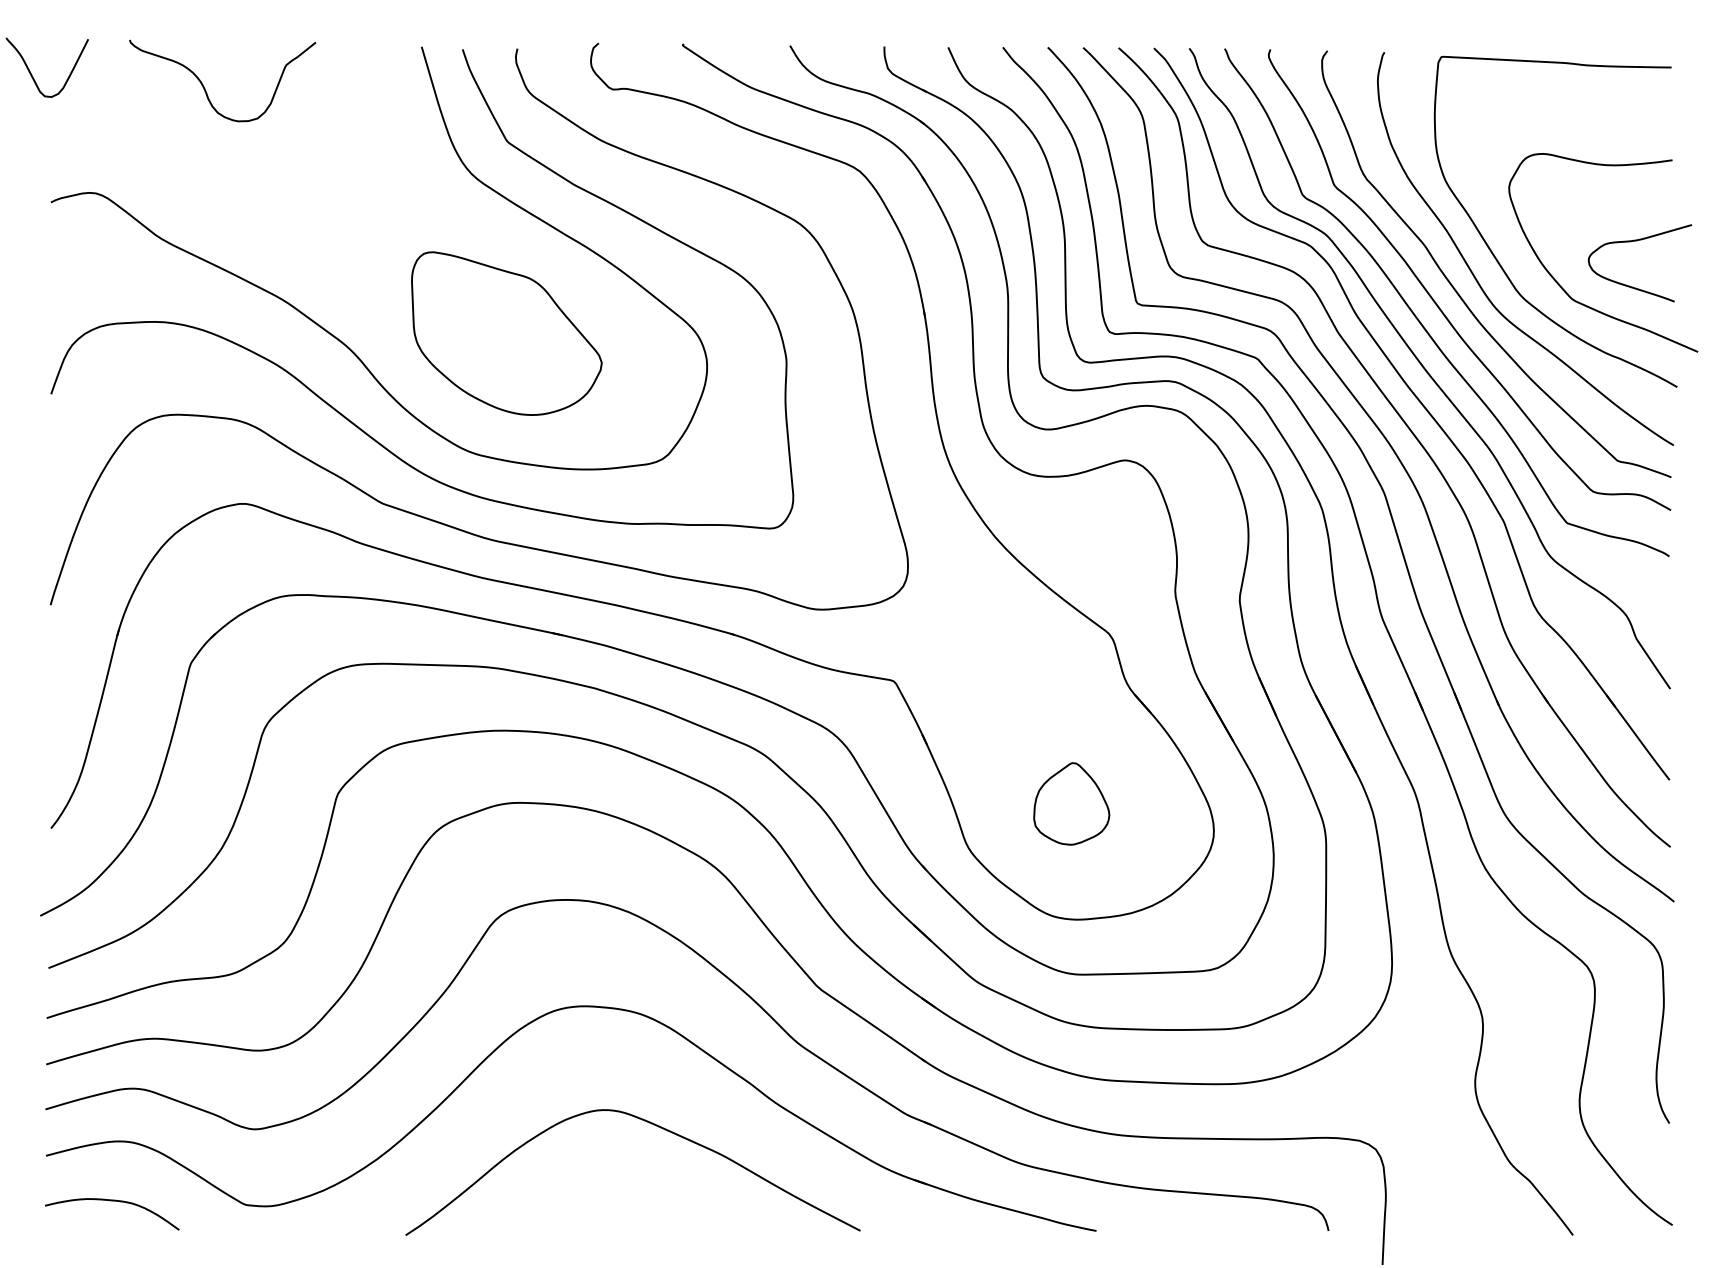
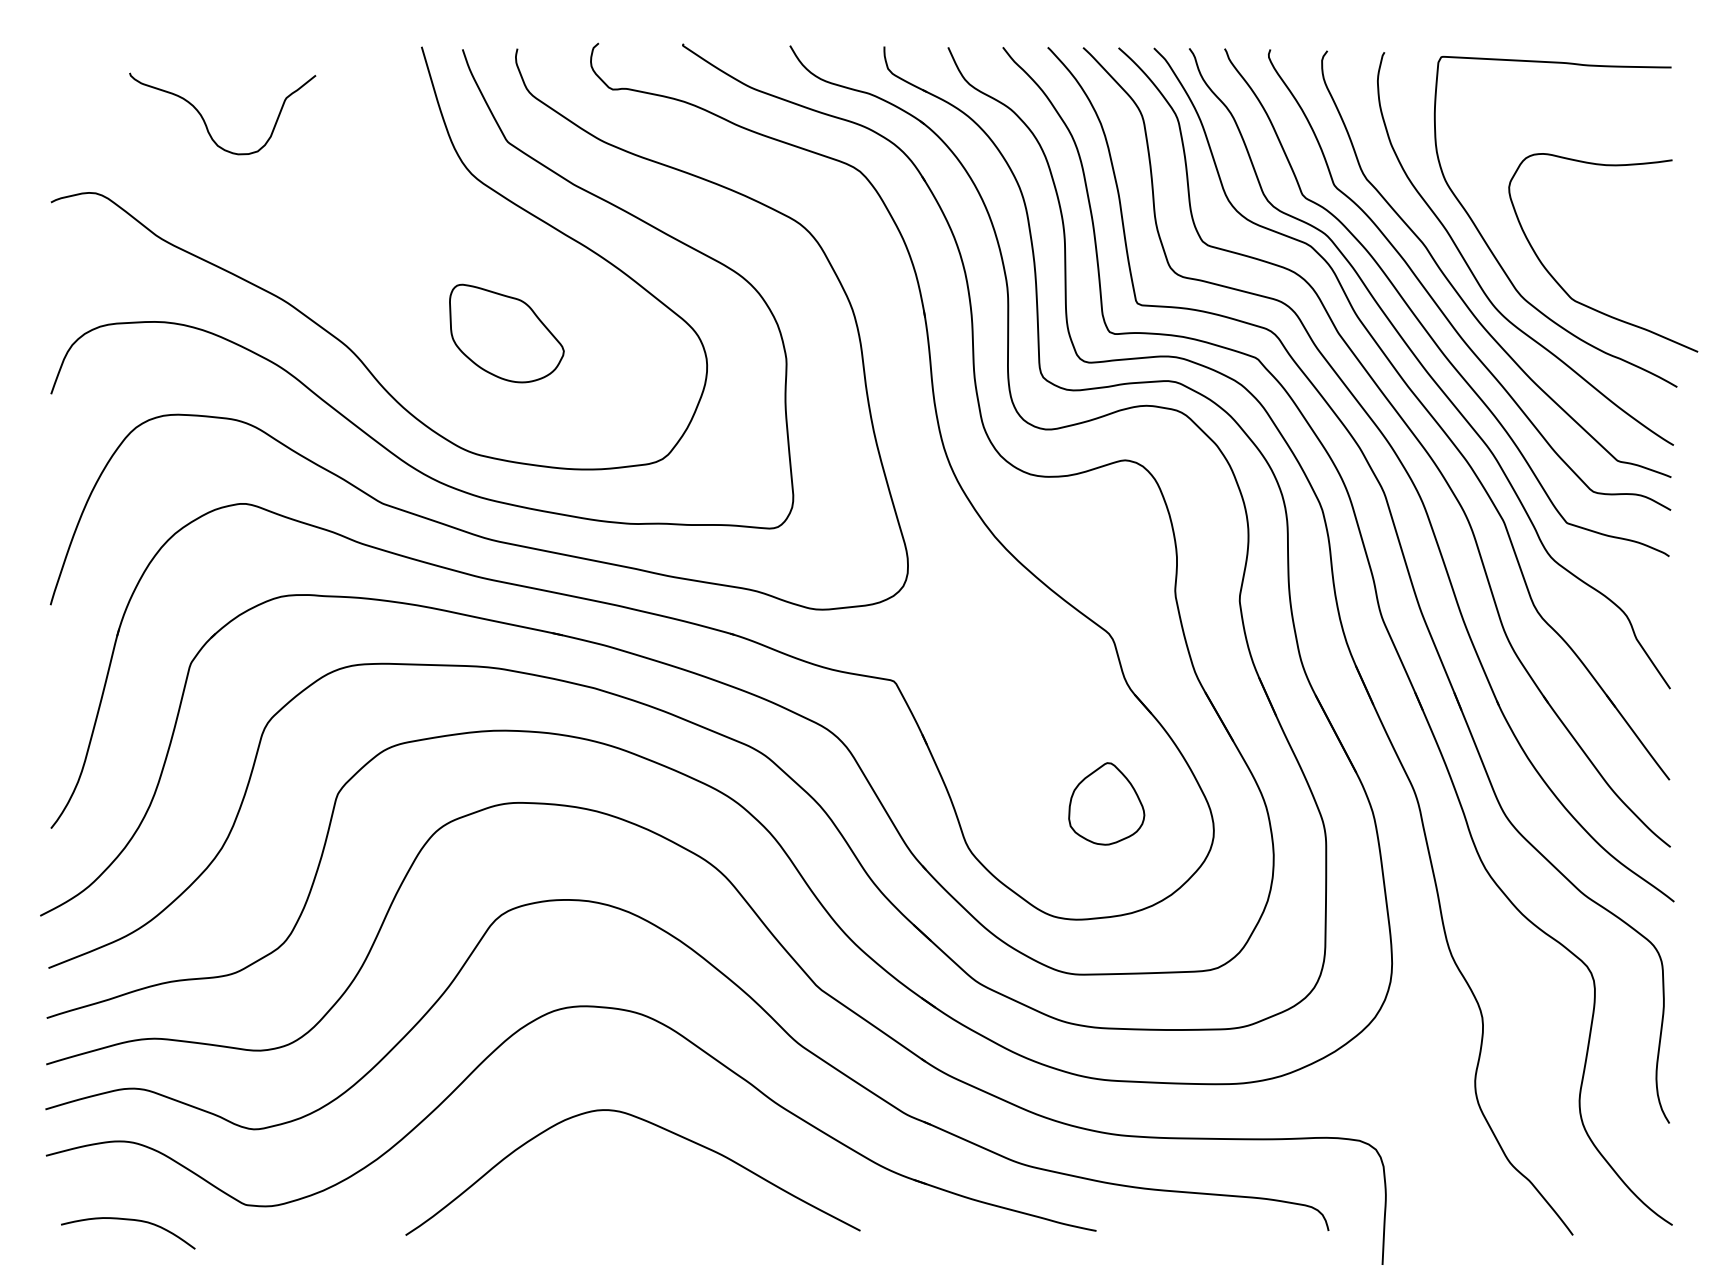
curve: present -> none (32, 74)
curve position: (205, 88) -> (205, 121) (205, 121)
curve: present -> none (1637, 241)
part size: 192x165 px -> 116x101 px (506, 333)
part position: (1071, 803) -> (1106, 803) (1106, 803)
curve position: (112, 1201) -> (128, 1220) (128, 1220)
